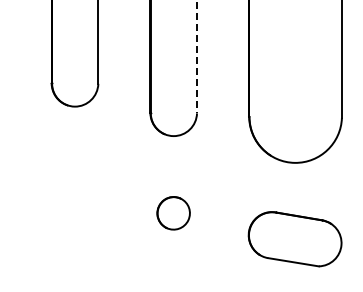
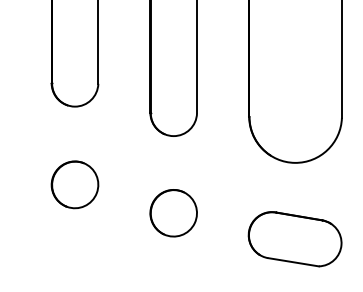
line: dashed -> solid (197, 57)
part: none -> present (74, 184)
part size: 35x35 px -> 49x49 px (173, 213)
